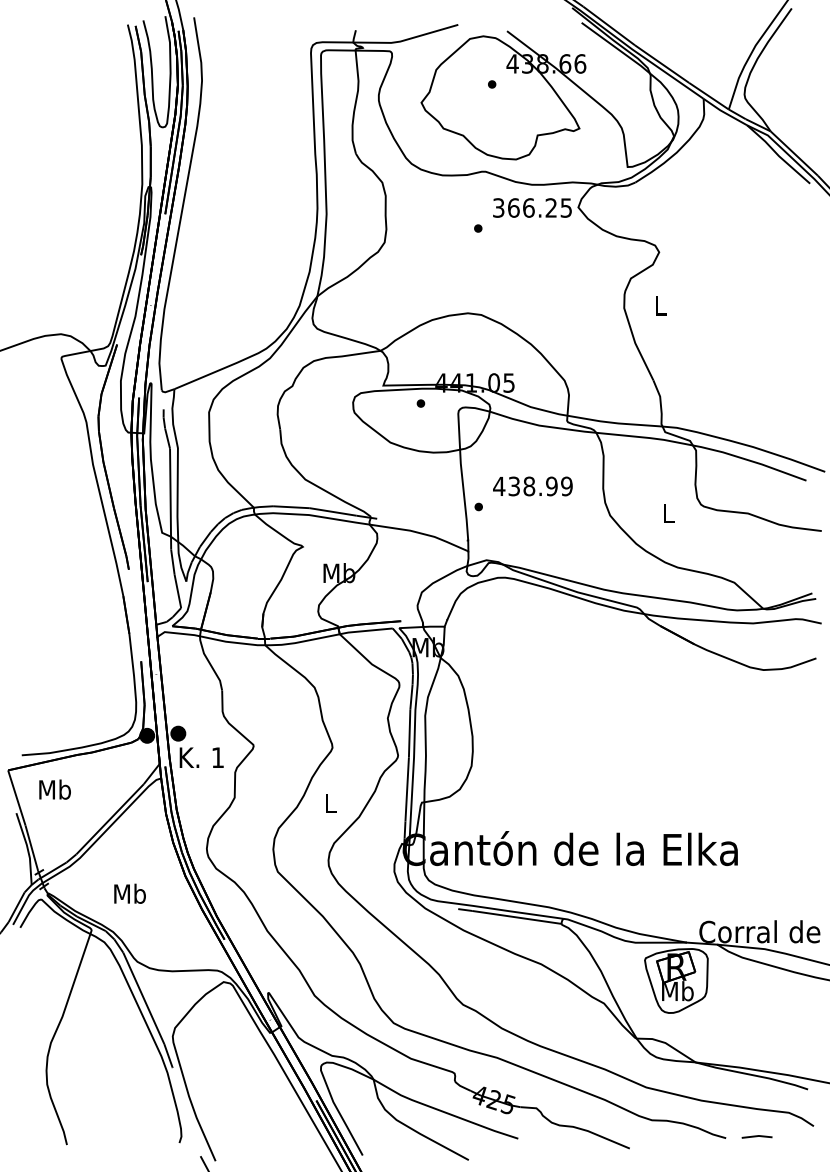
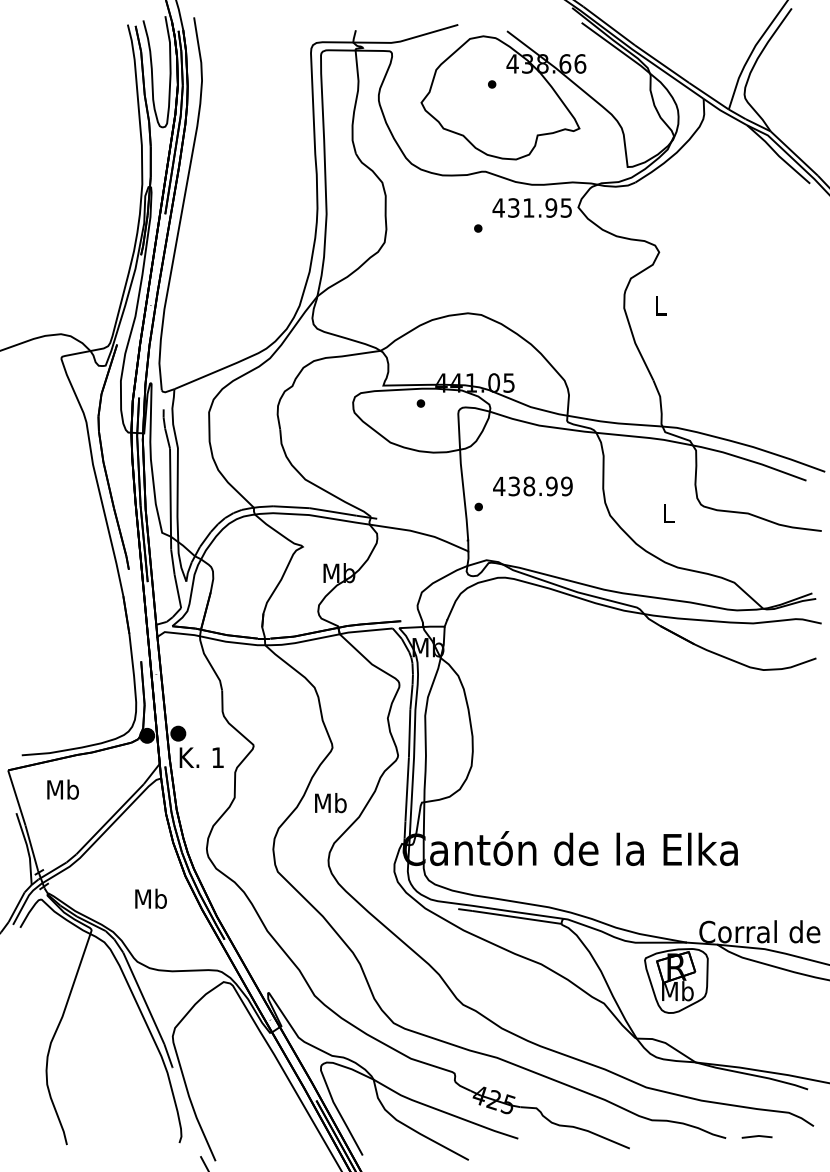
text: 366.25 -> 431.95 (524, 207)
text position: (54, 789) -> (62, 789) (62, 789)
text: L -> Mb (330, 803)
text position: (129, 893) -> (150, 898) (150, 898)
